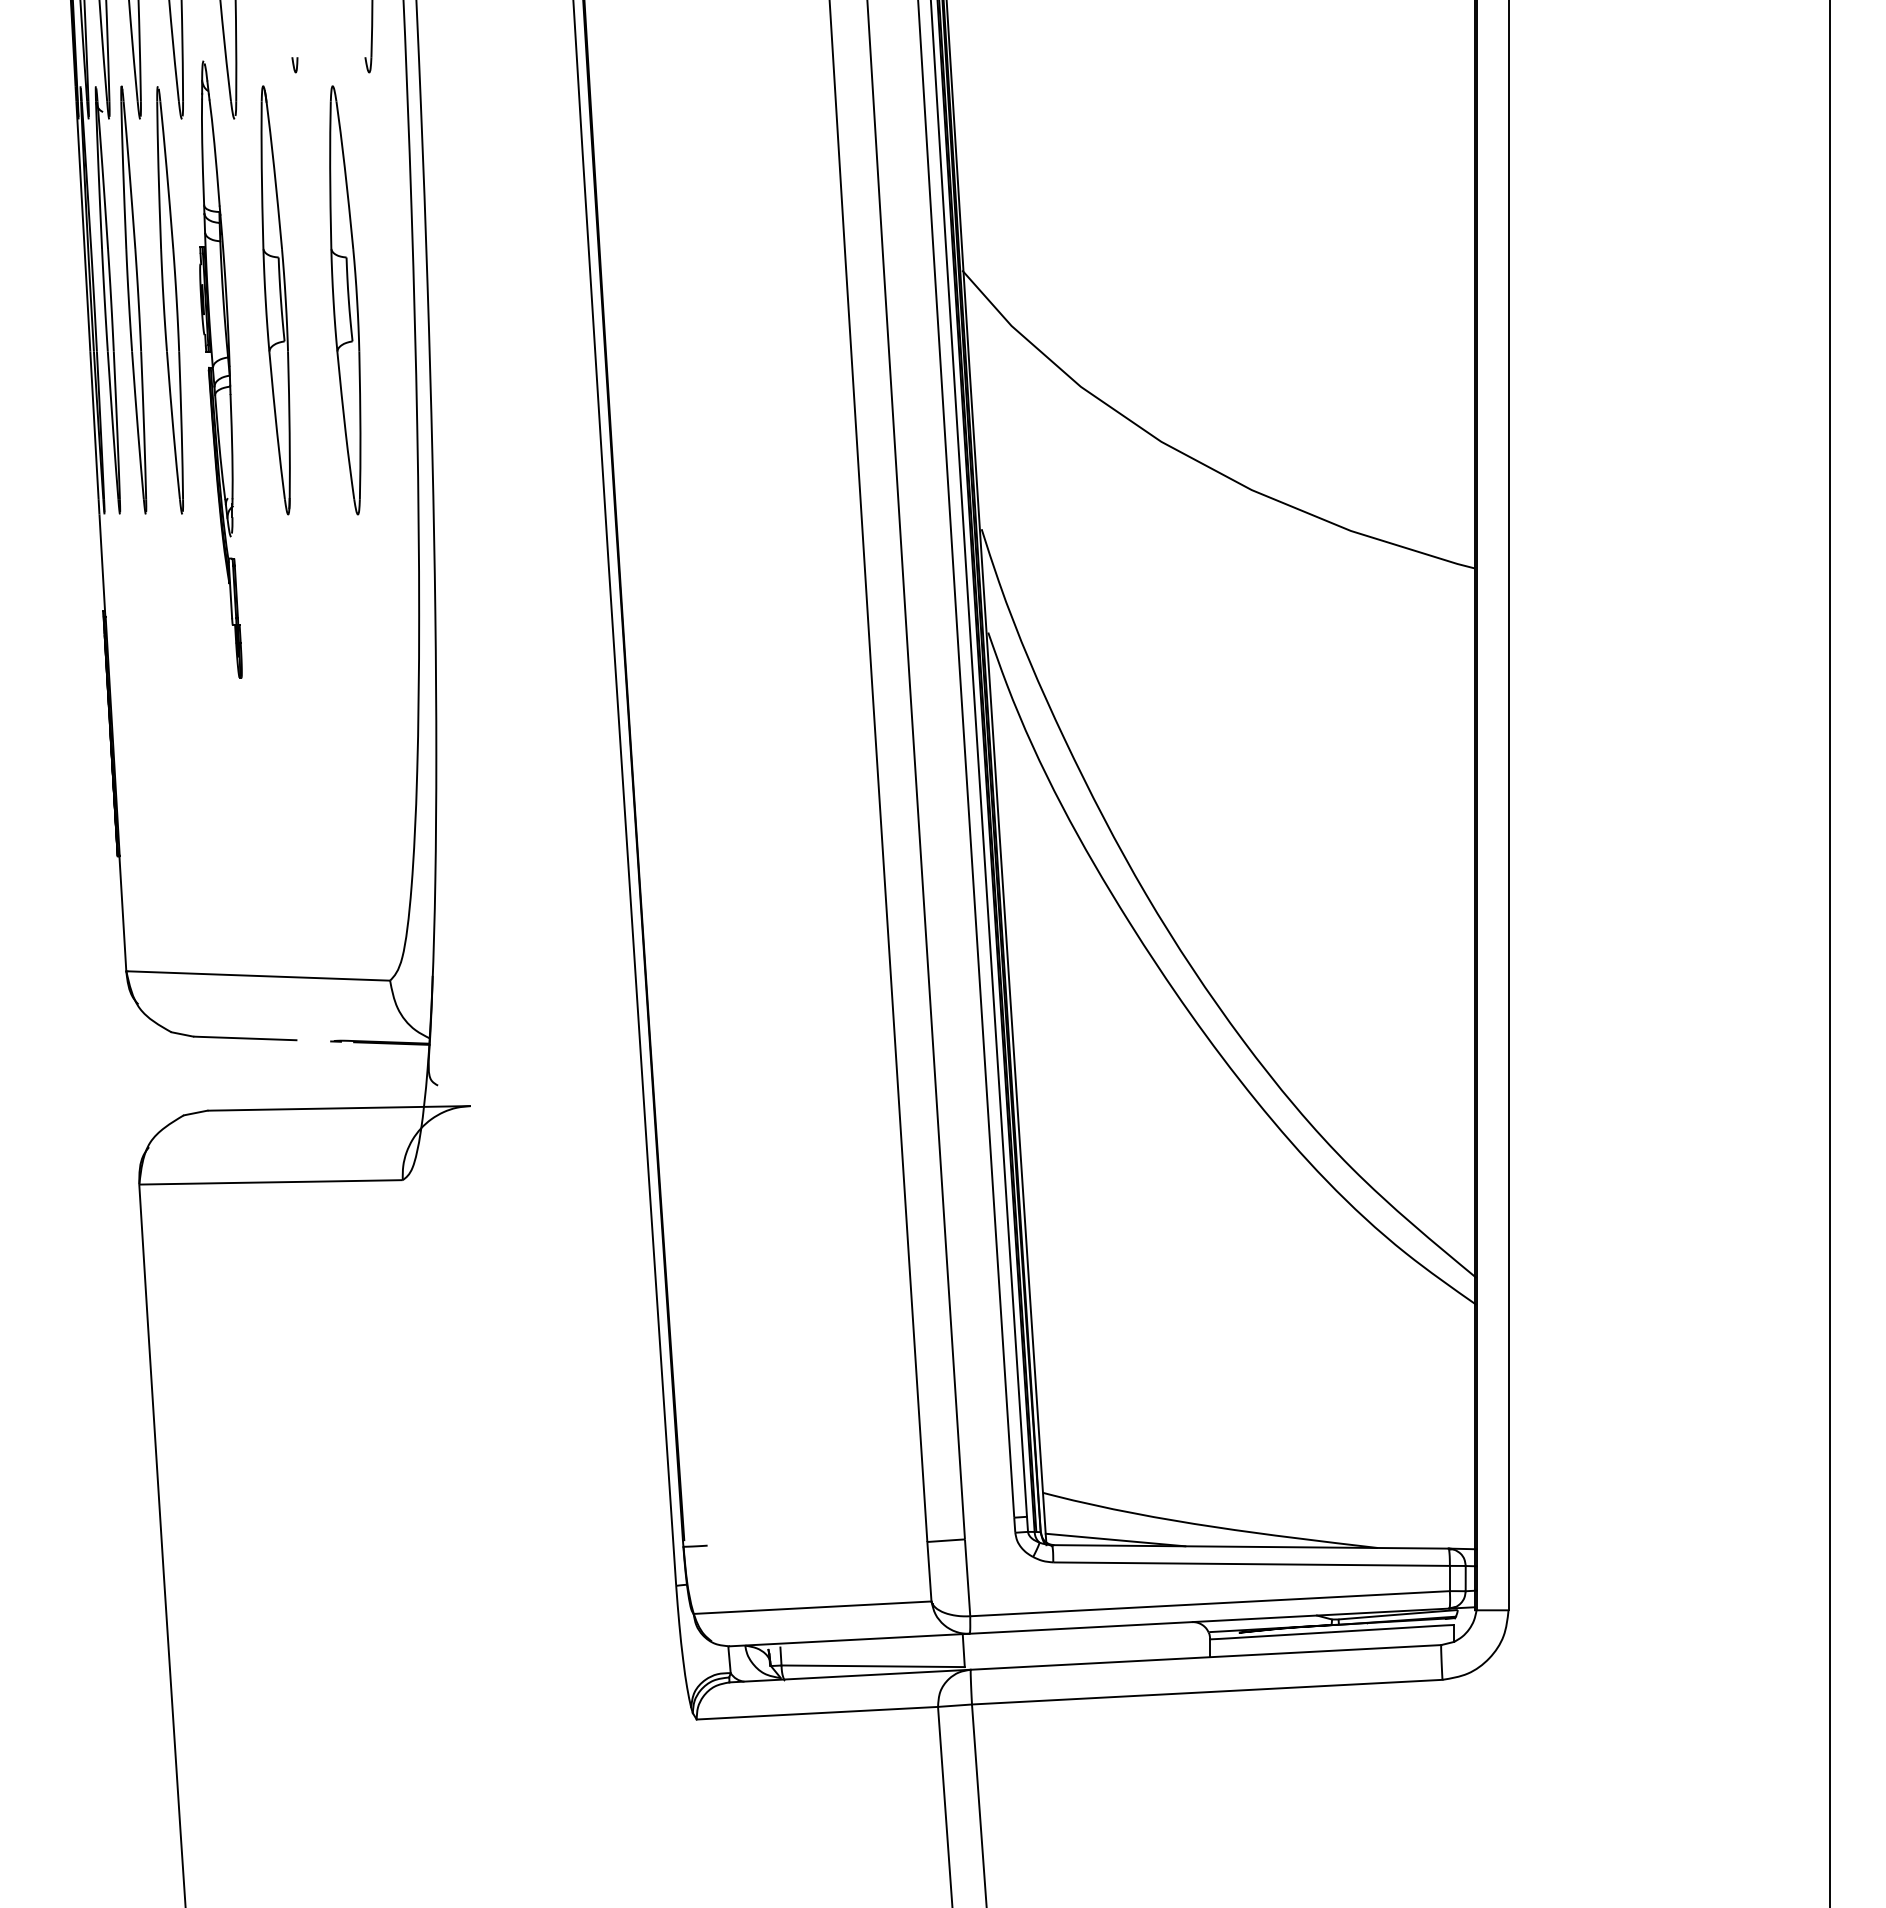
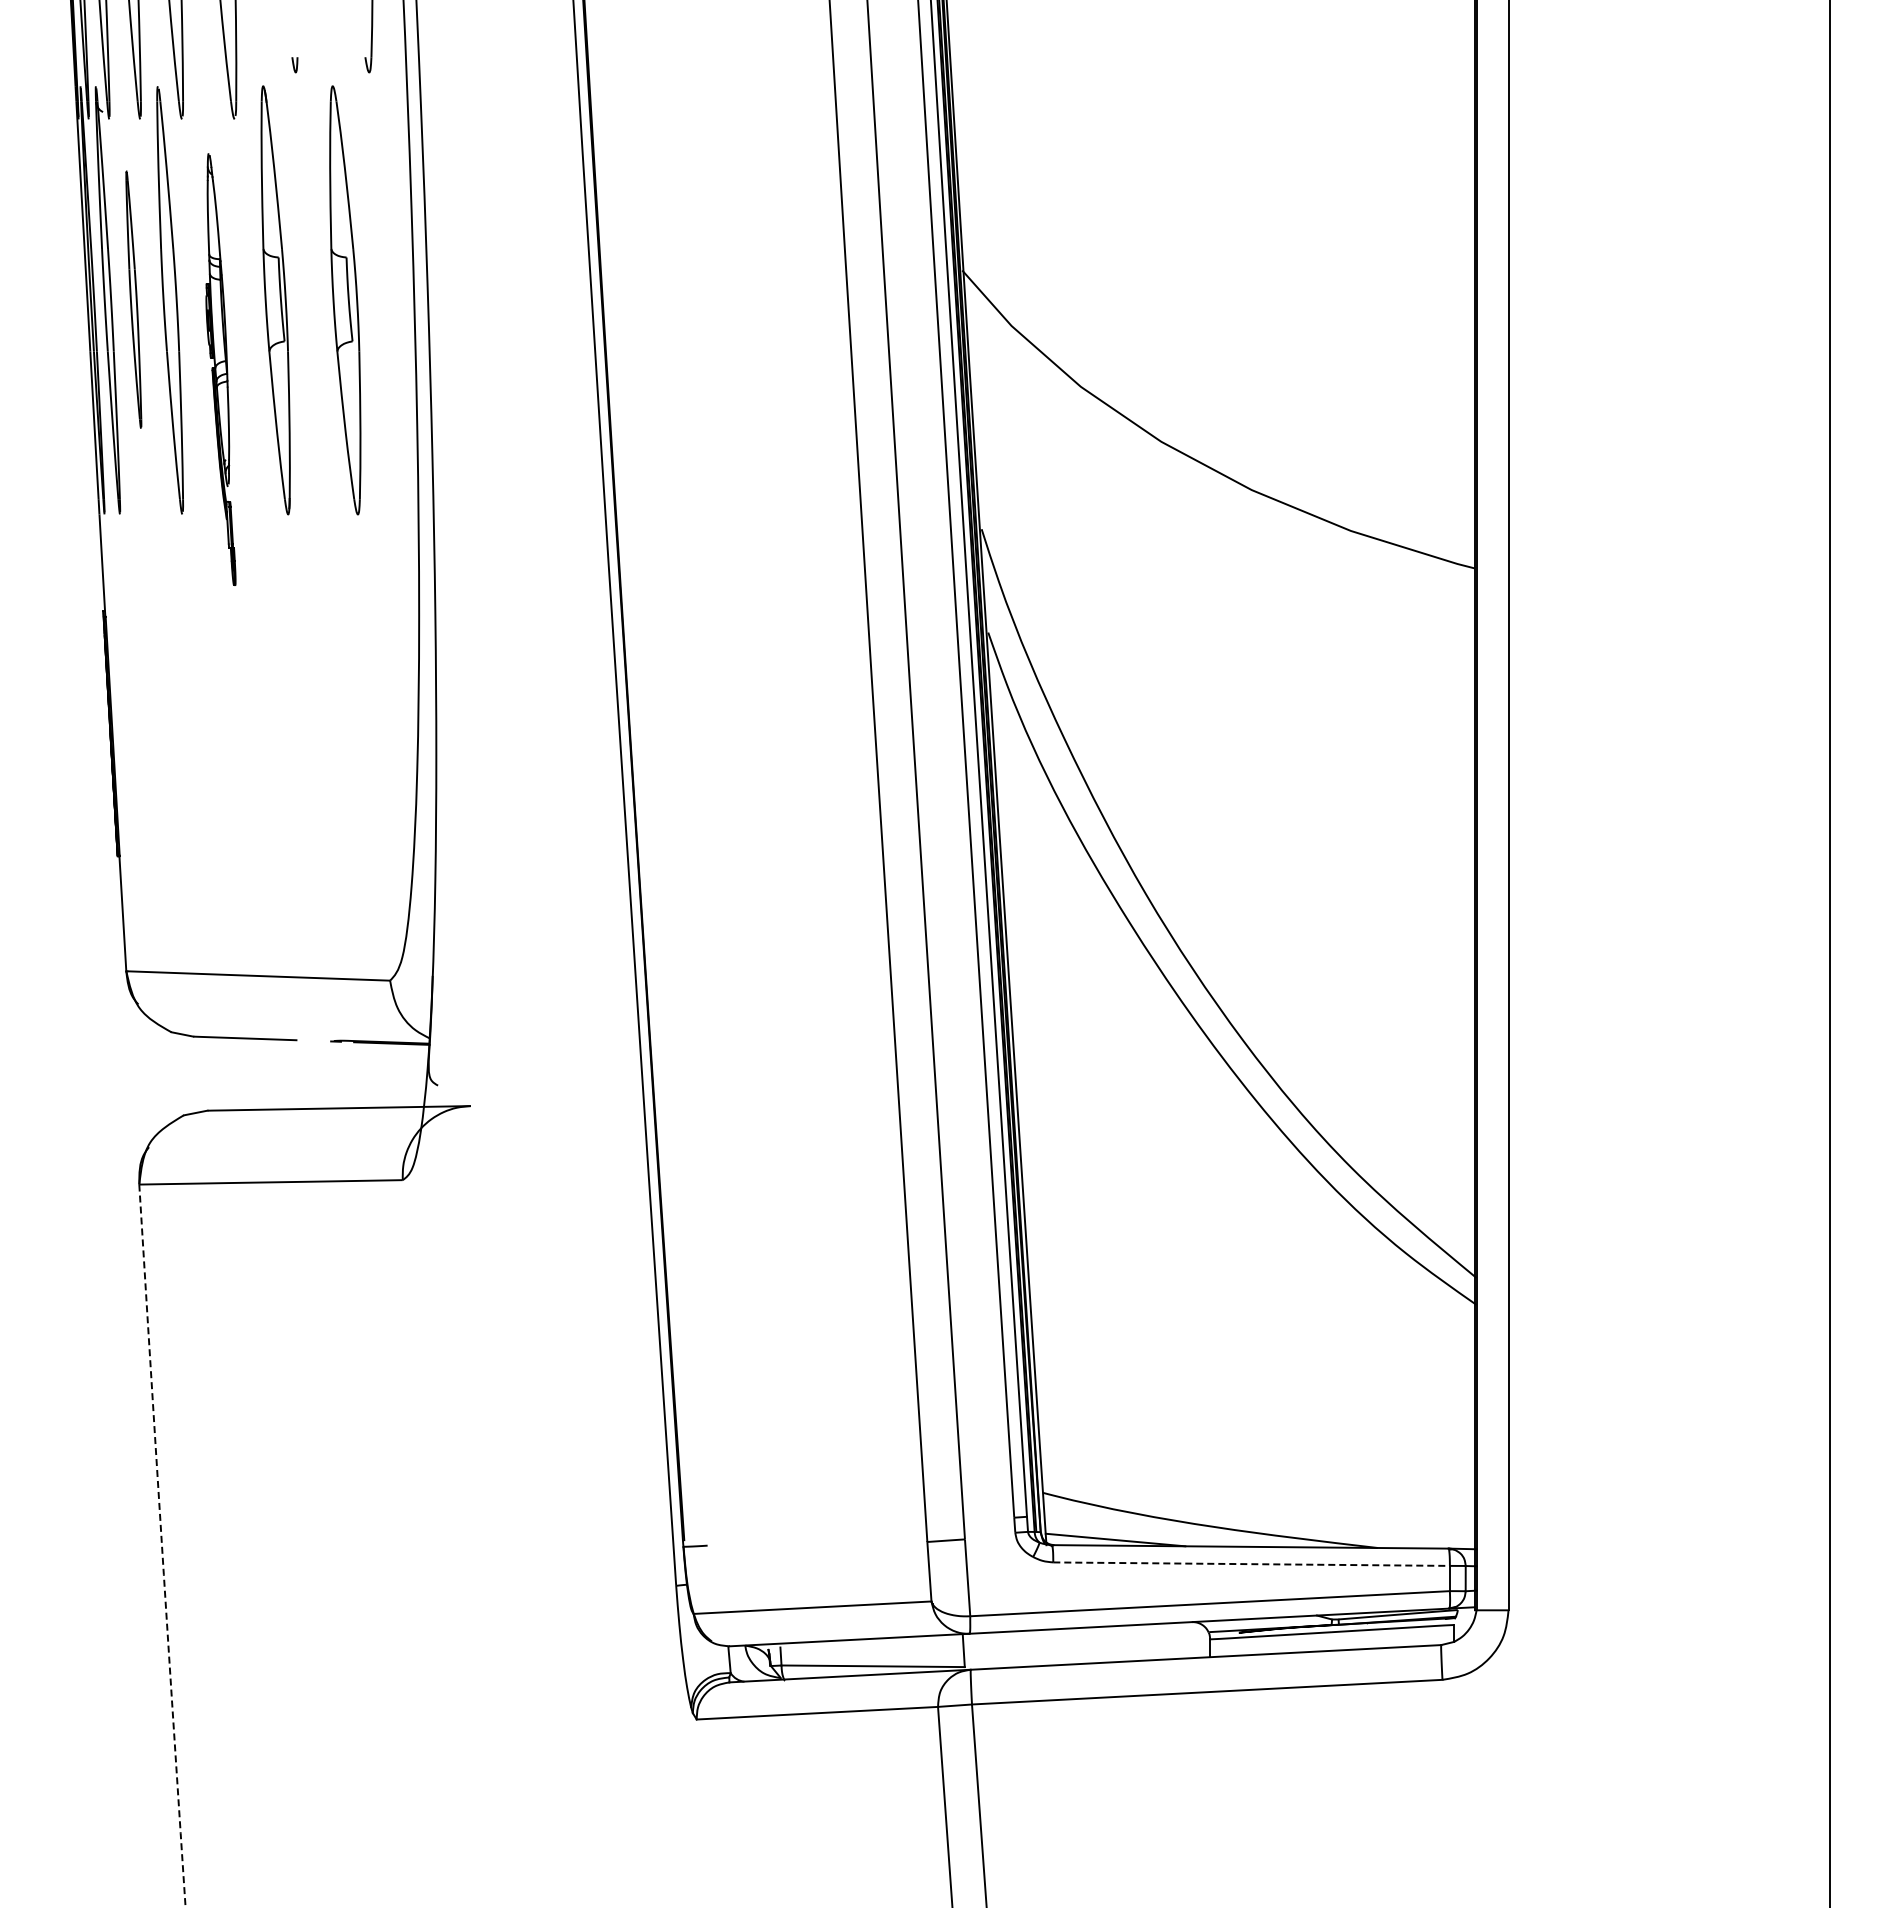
part size: 28x430 px -> 18x259 px (133, 299)
part size: 44x619 px -> 32x433 px (220, 369)
arc: solid -> dashed (162, 1546)
line: solid -> dashed (1251, 1564)
